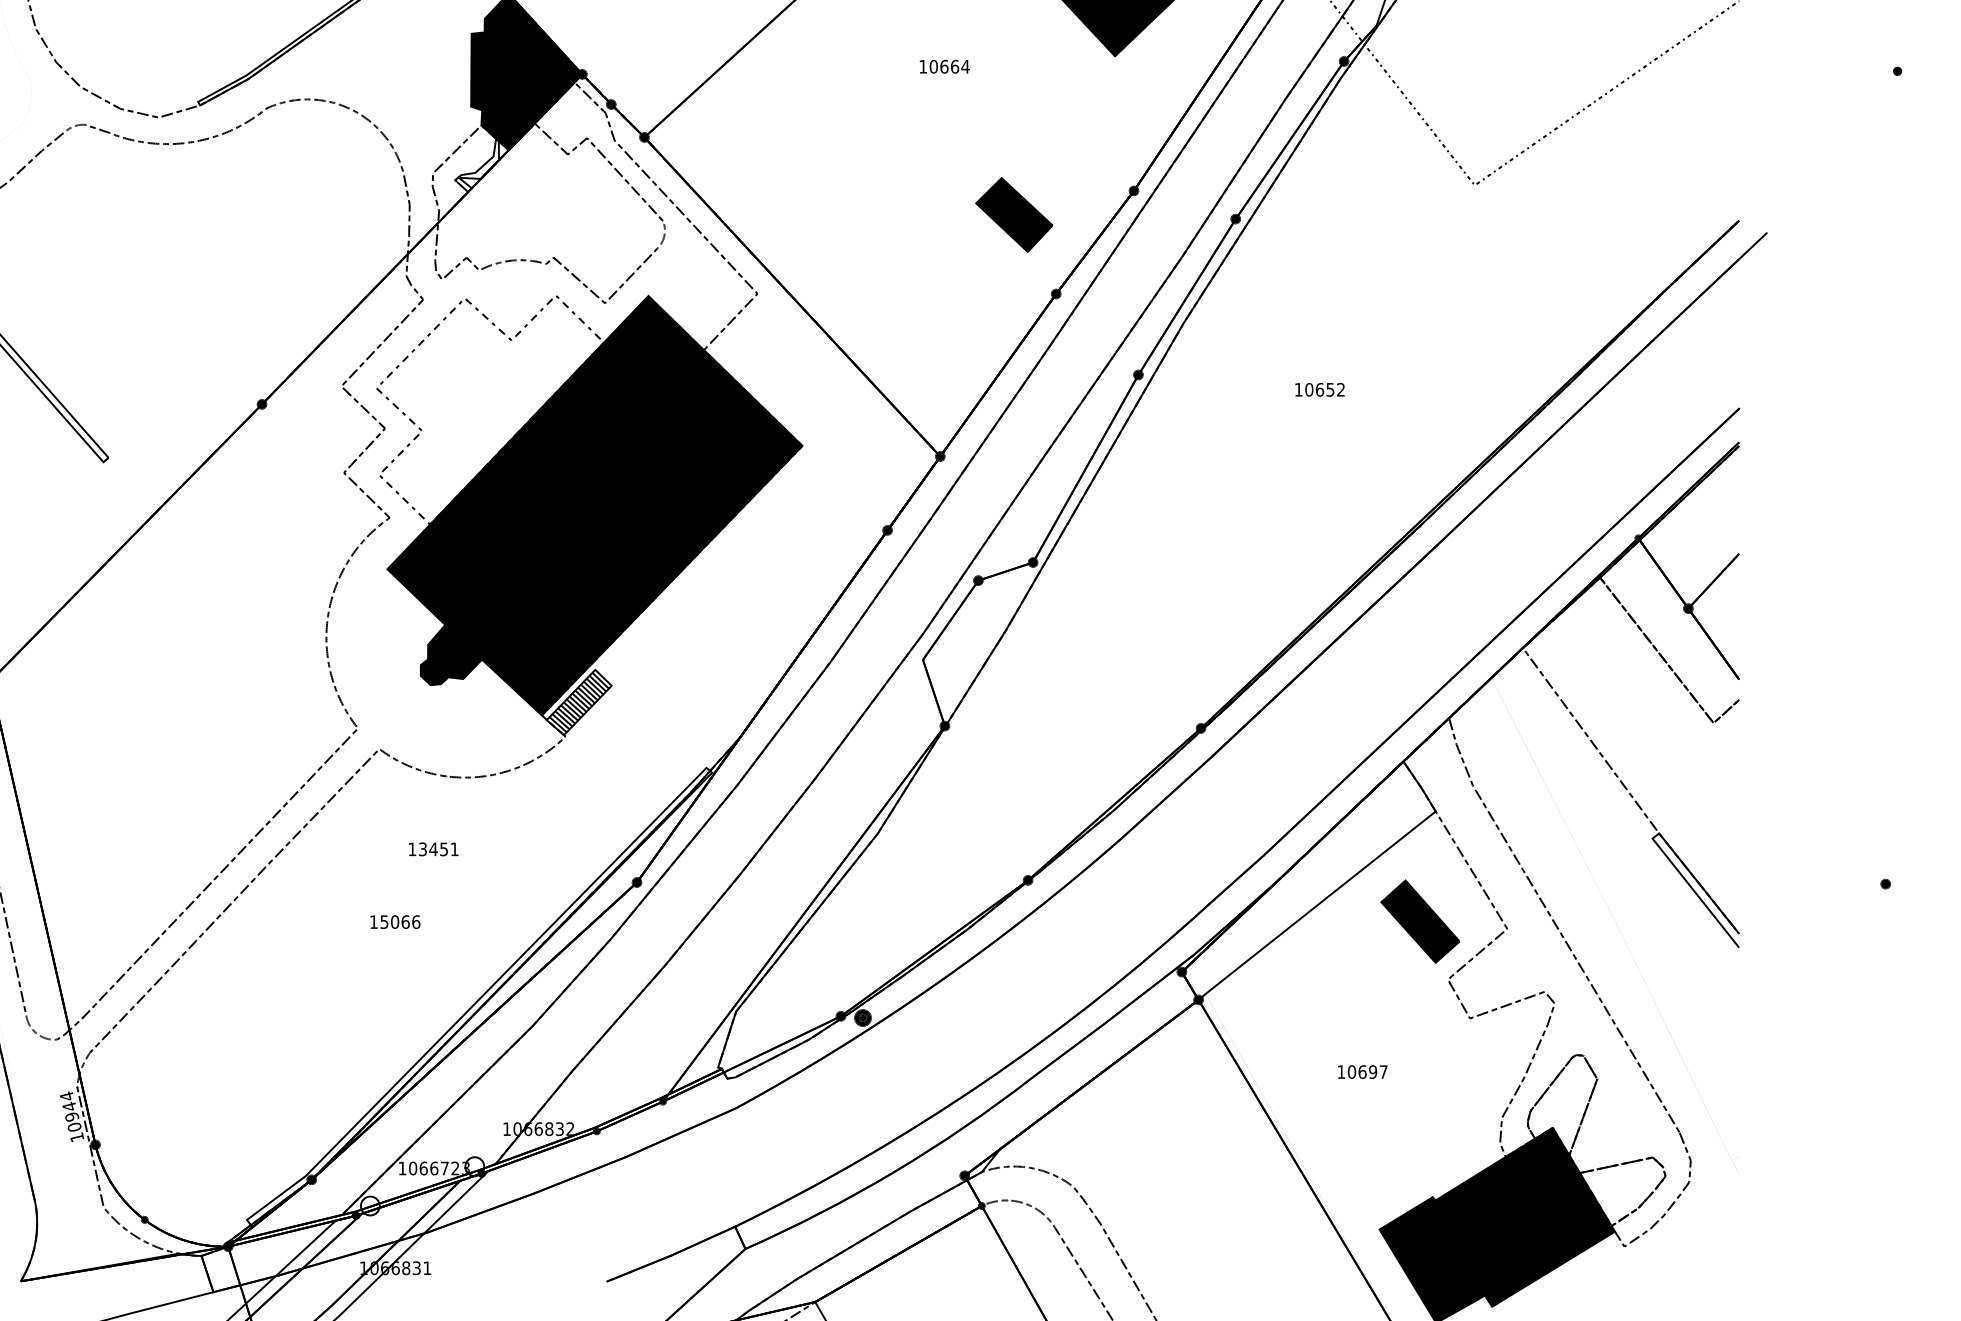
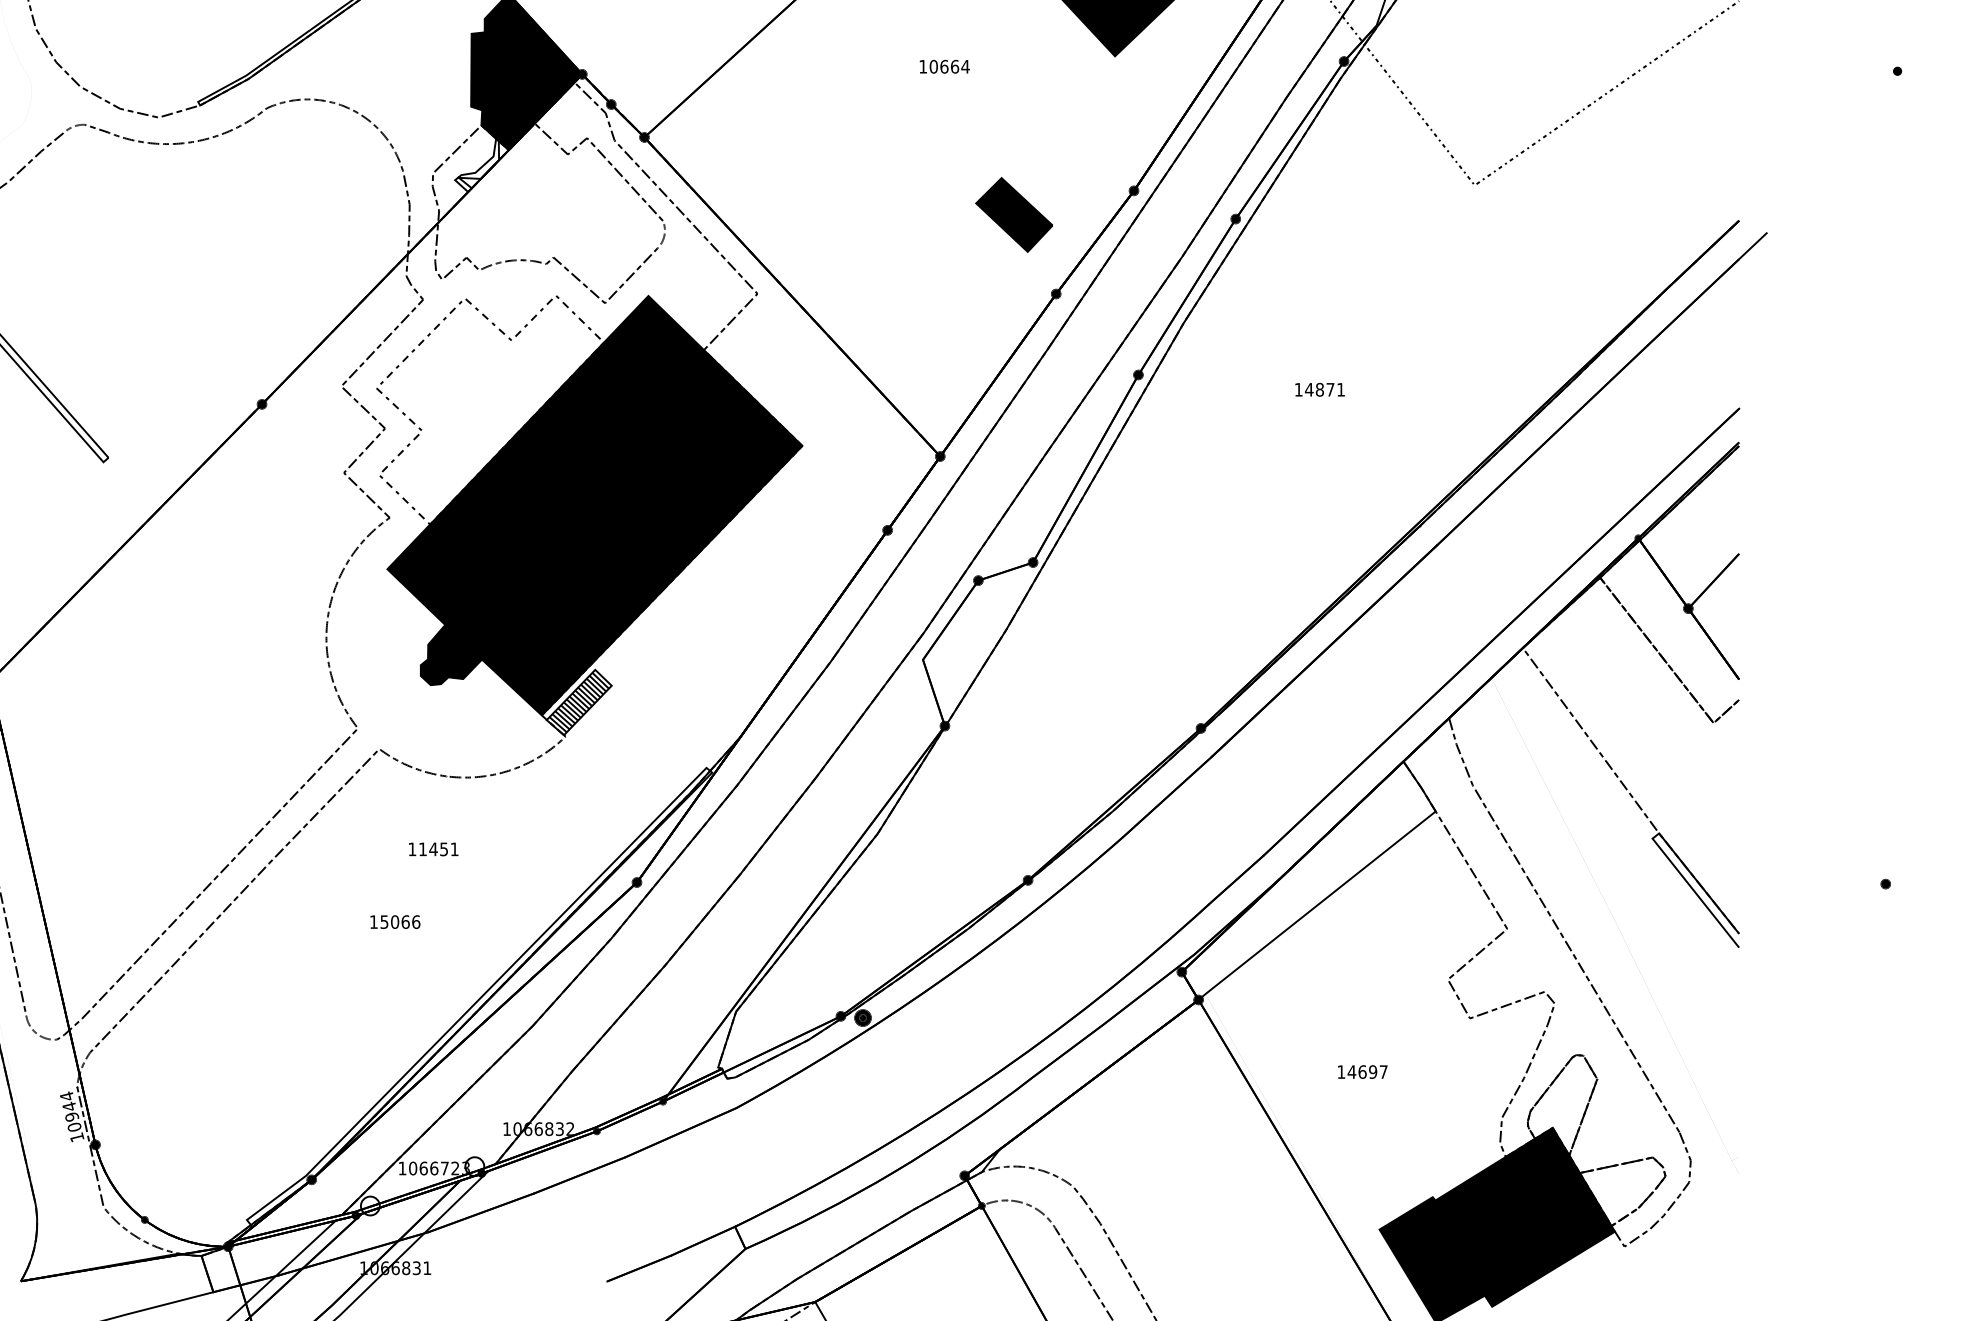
text: 10652 -> 14871 (1324, 389)
text: 13451 -> 11451 (422, 849)
part: present -> none (1419, 921)
text: 10697 -> 14697 (1351, 1071)
